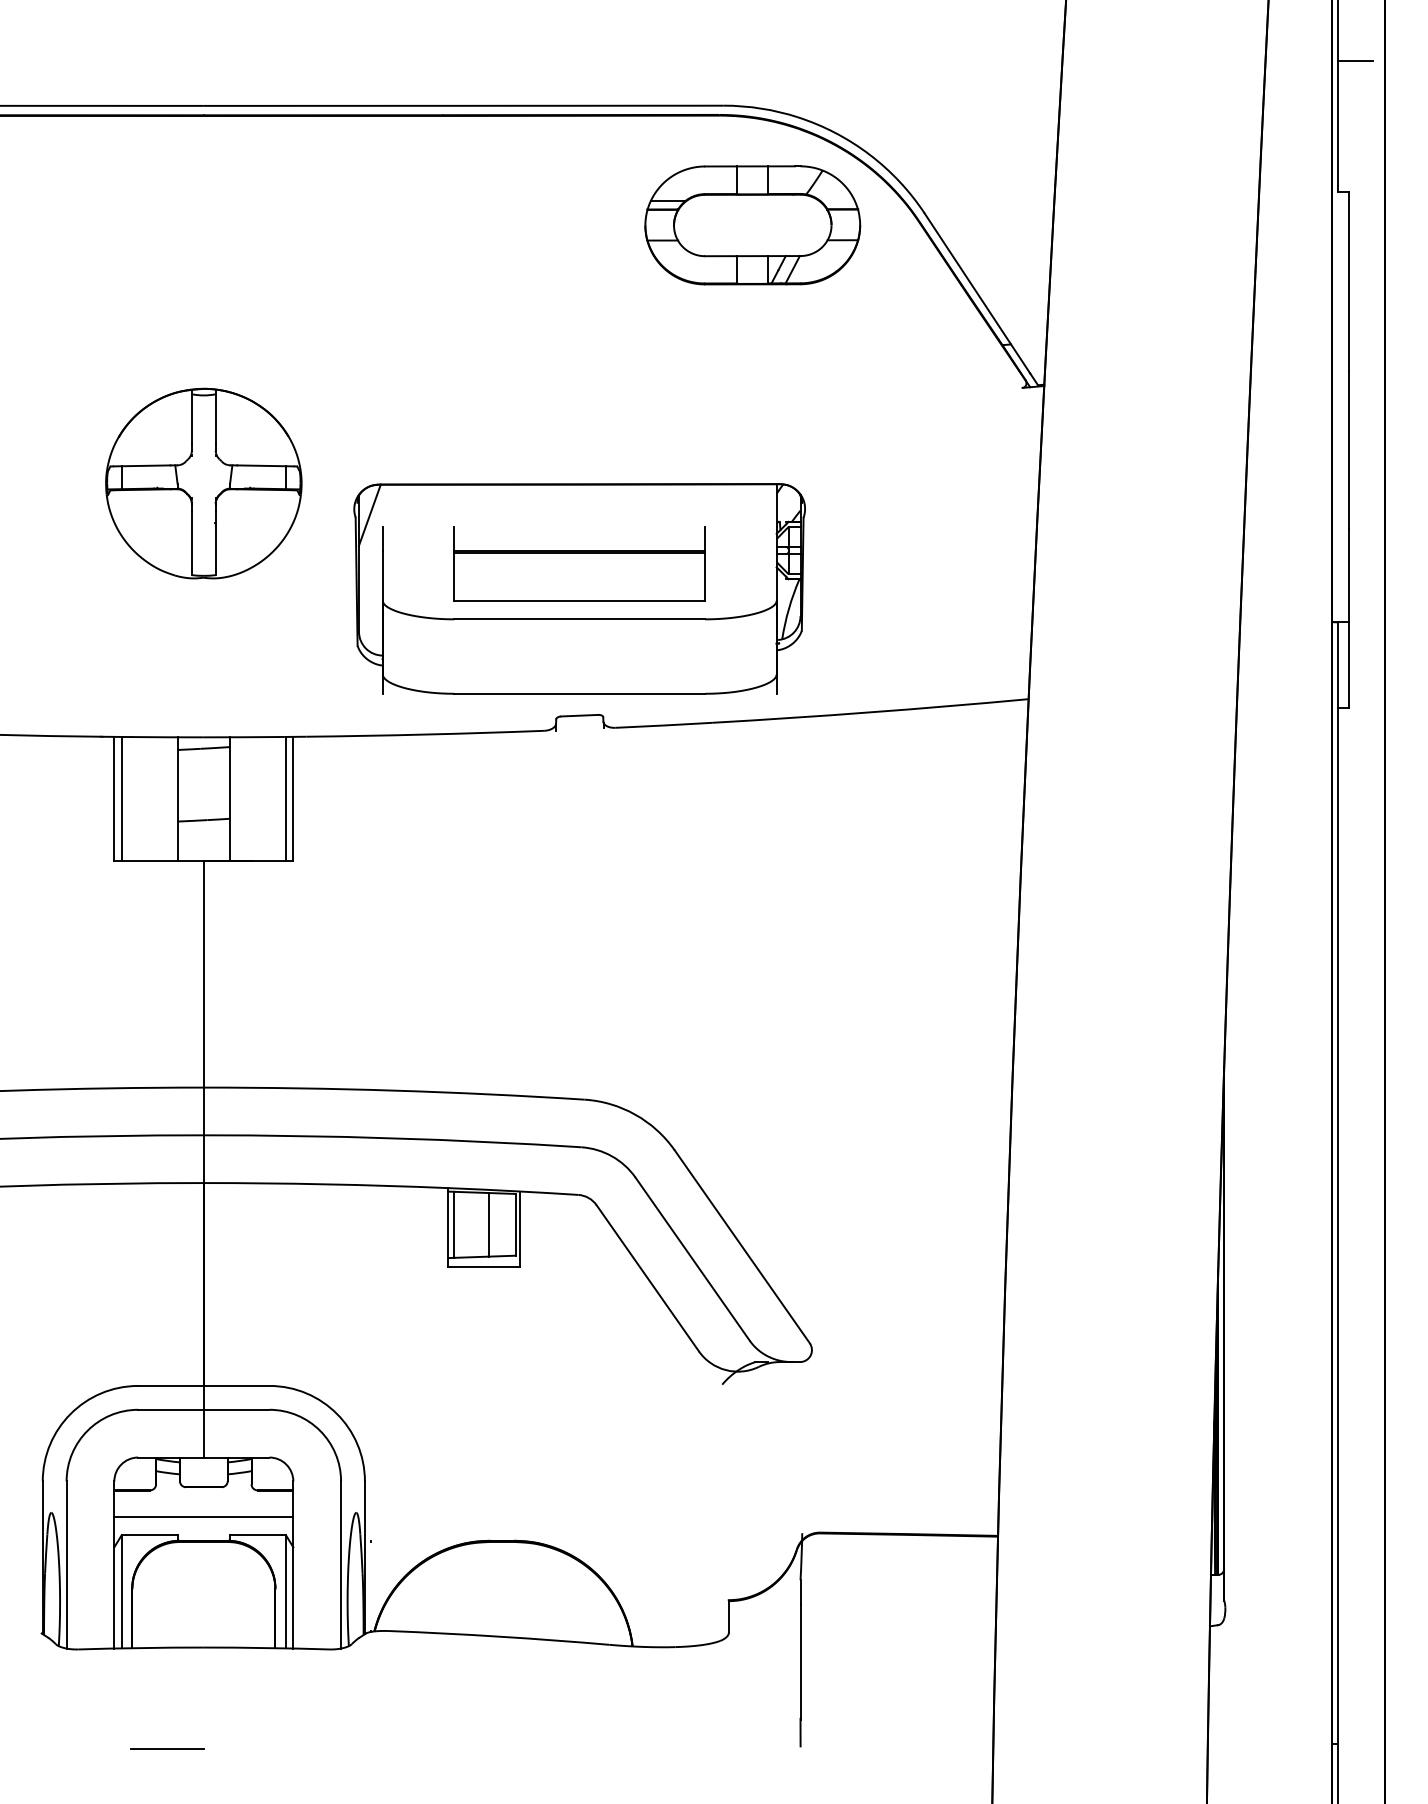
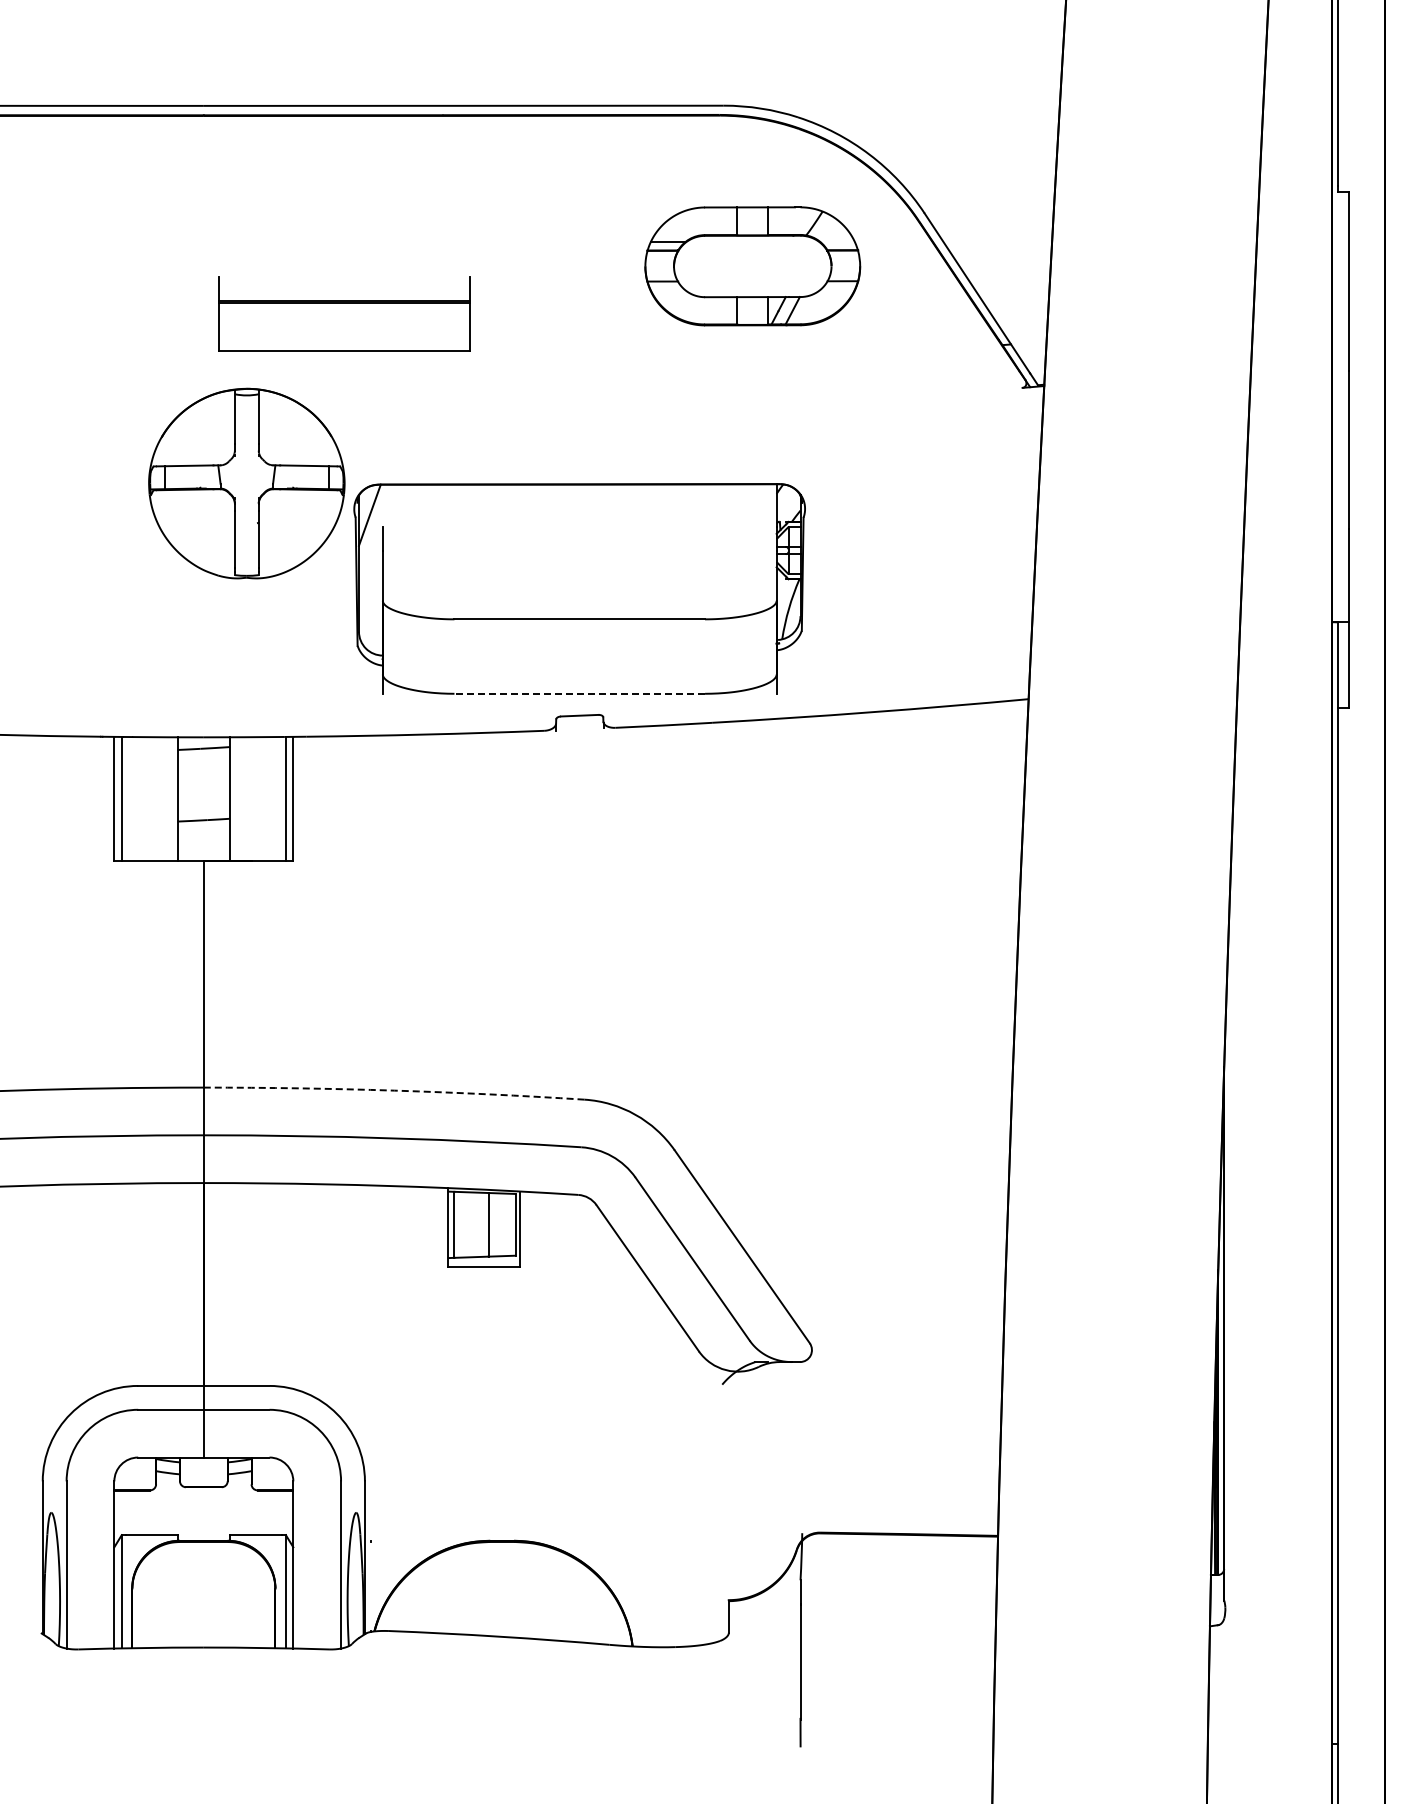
line: present -> none (1355, 61)
part position: (752, 225) -> (752, 266) (752, 266)
part position: (203, 483) -> (246, 483) (246, 483)
part position: (579, 563) -> (344, 313) (344, 313)
line: solid -> dashed (579, 693)
arc: solid -> dashed (394, 1090)
line: present -> none (203, 1517)
line: present -> none (166, 1749)
